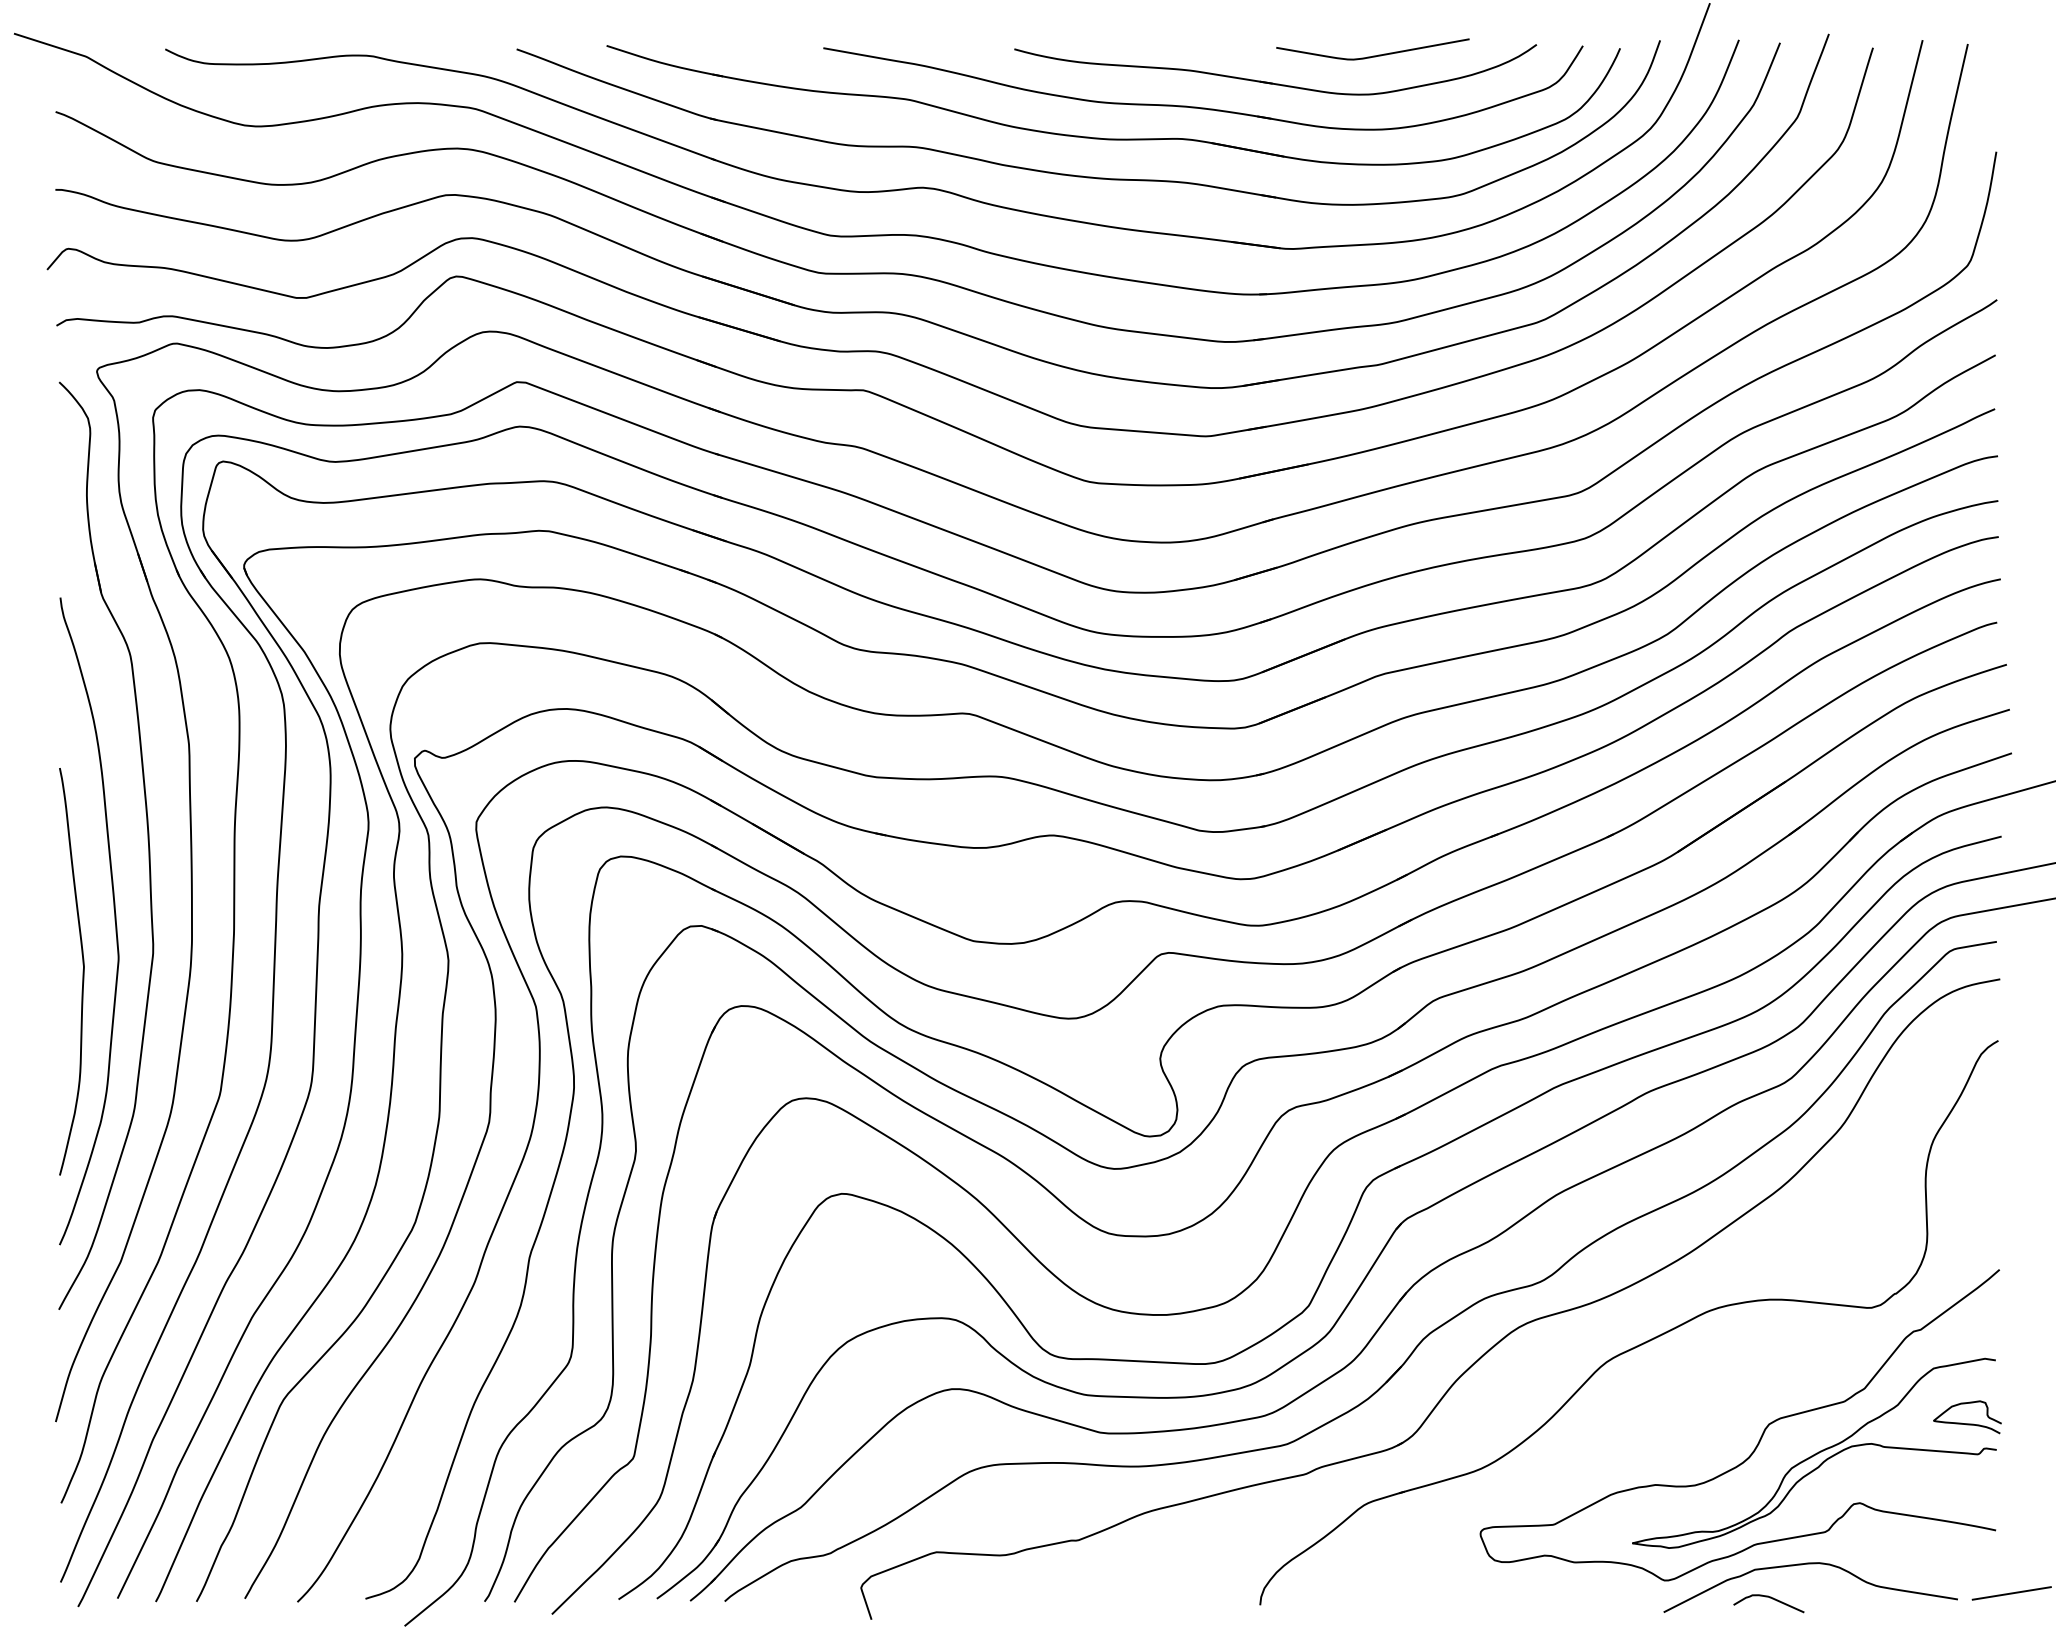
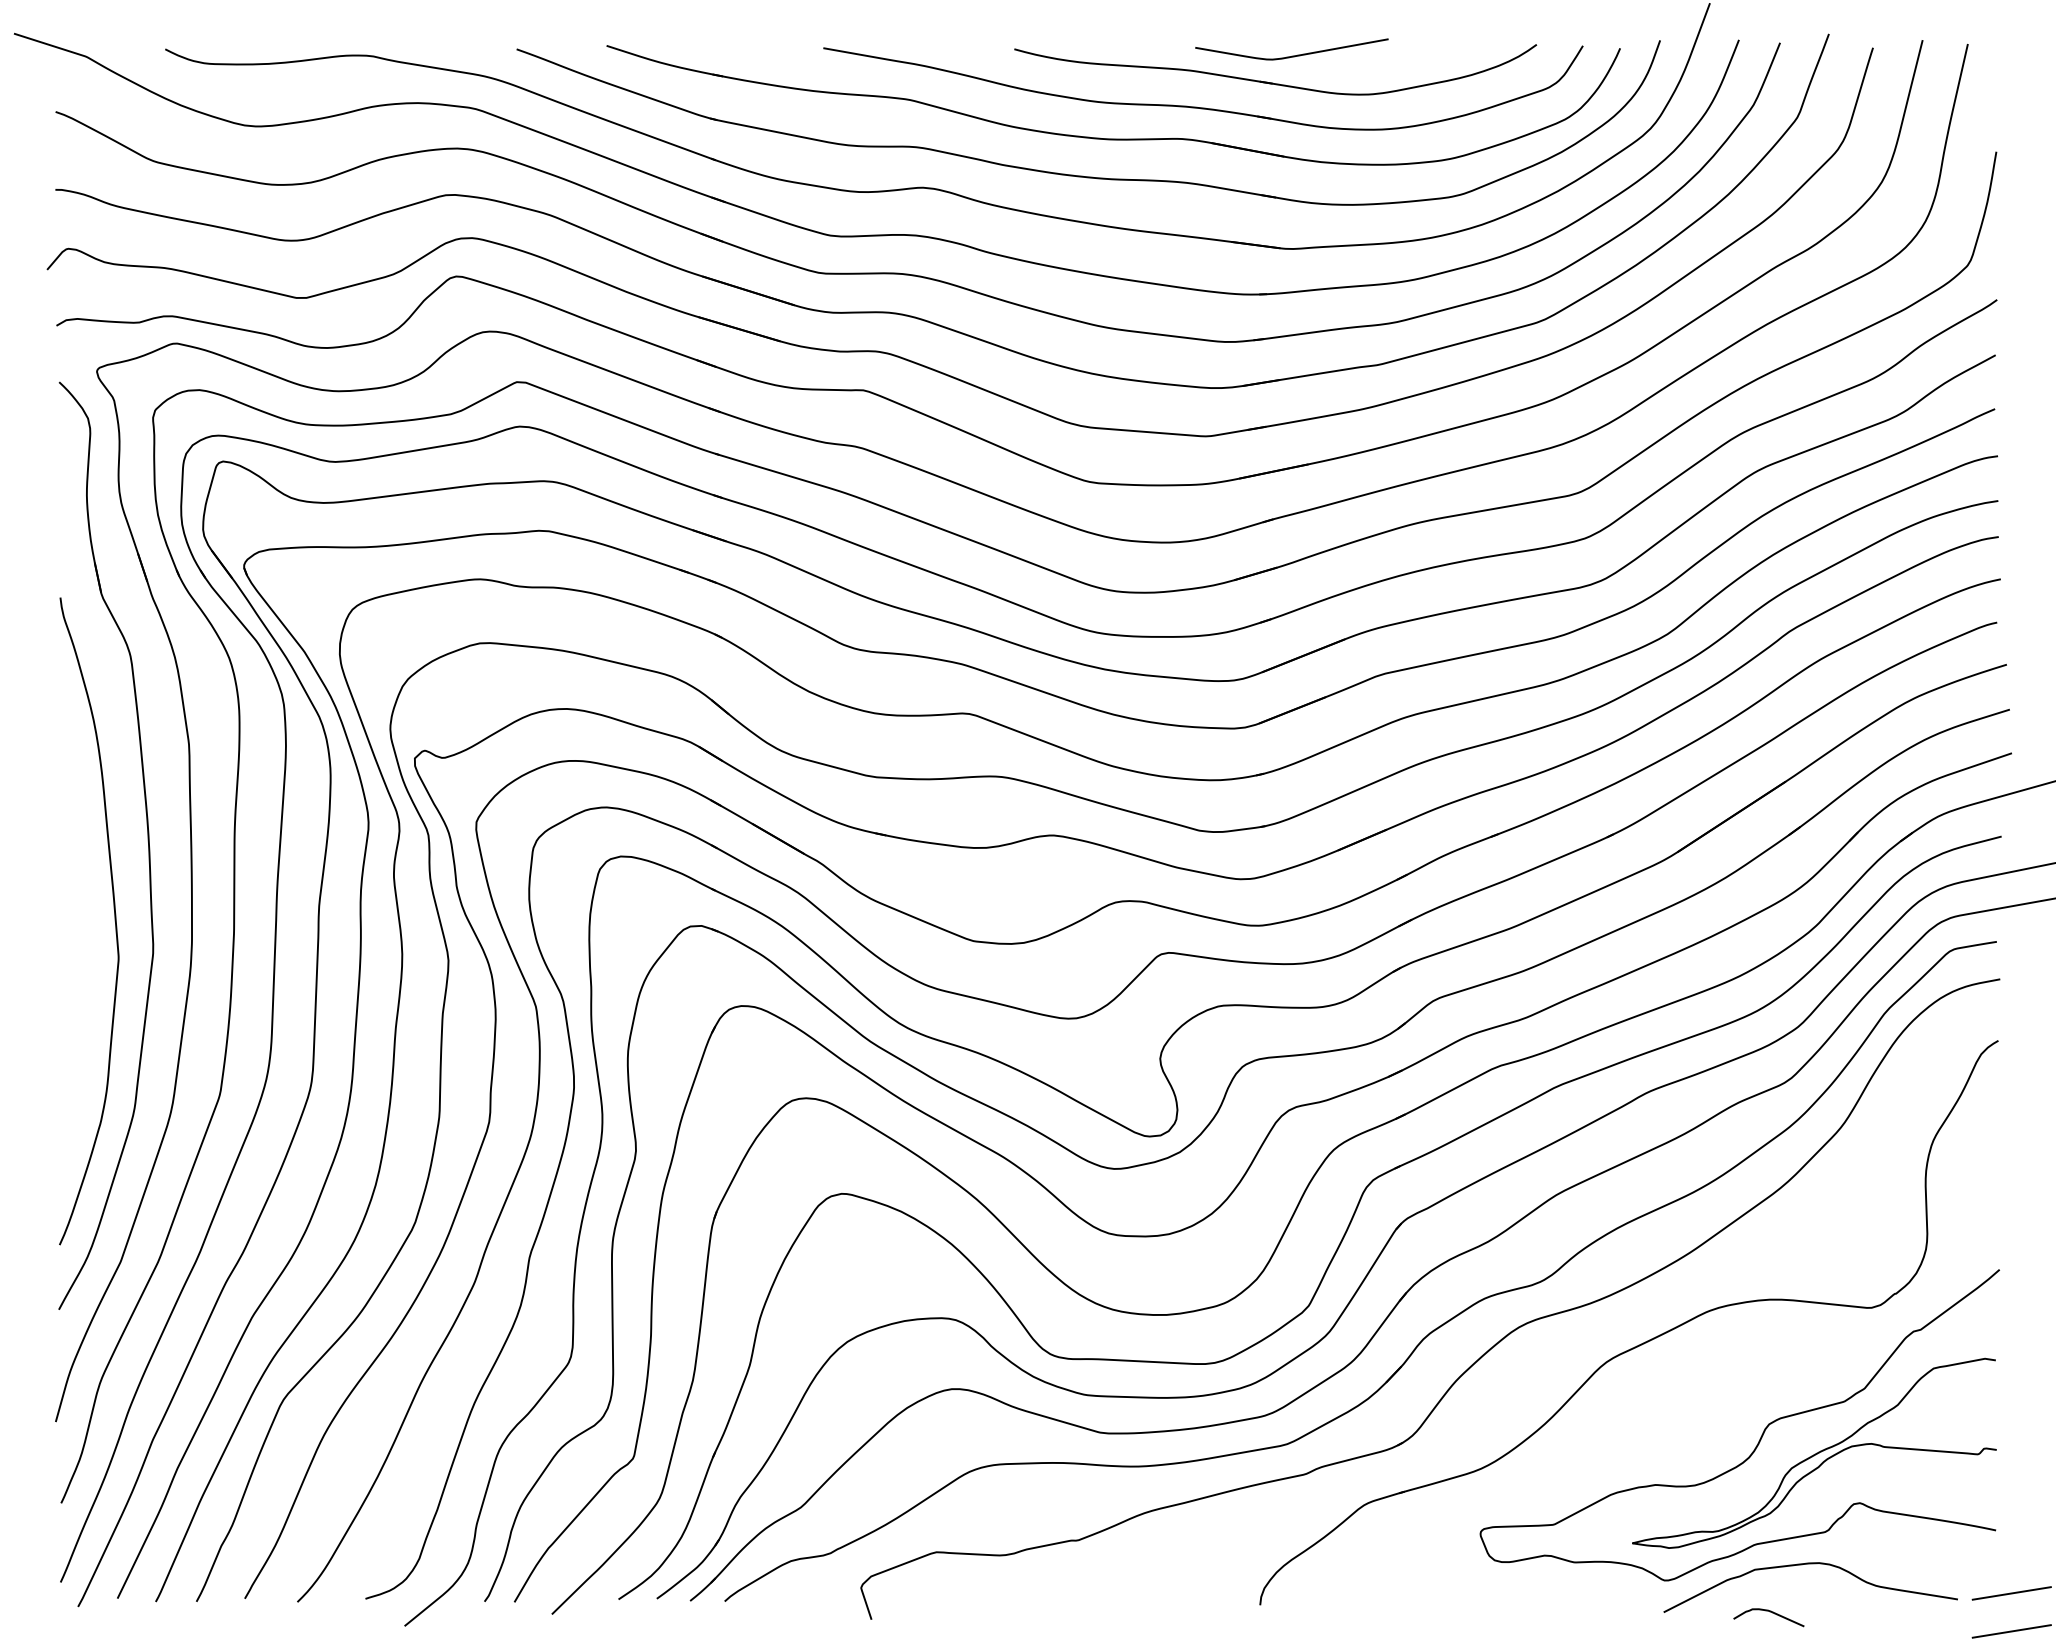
curve position: (1373, 55) -> (1292, 55) (1292, 55)
curve: present -> none (82, 971)
curve: present -> none (1967, 1423)
curve position: (1769, 1598) -> (1769, 1612) (1769, 1612)
line: none -> present (2011, 1631)
